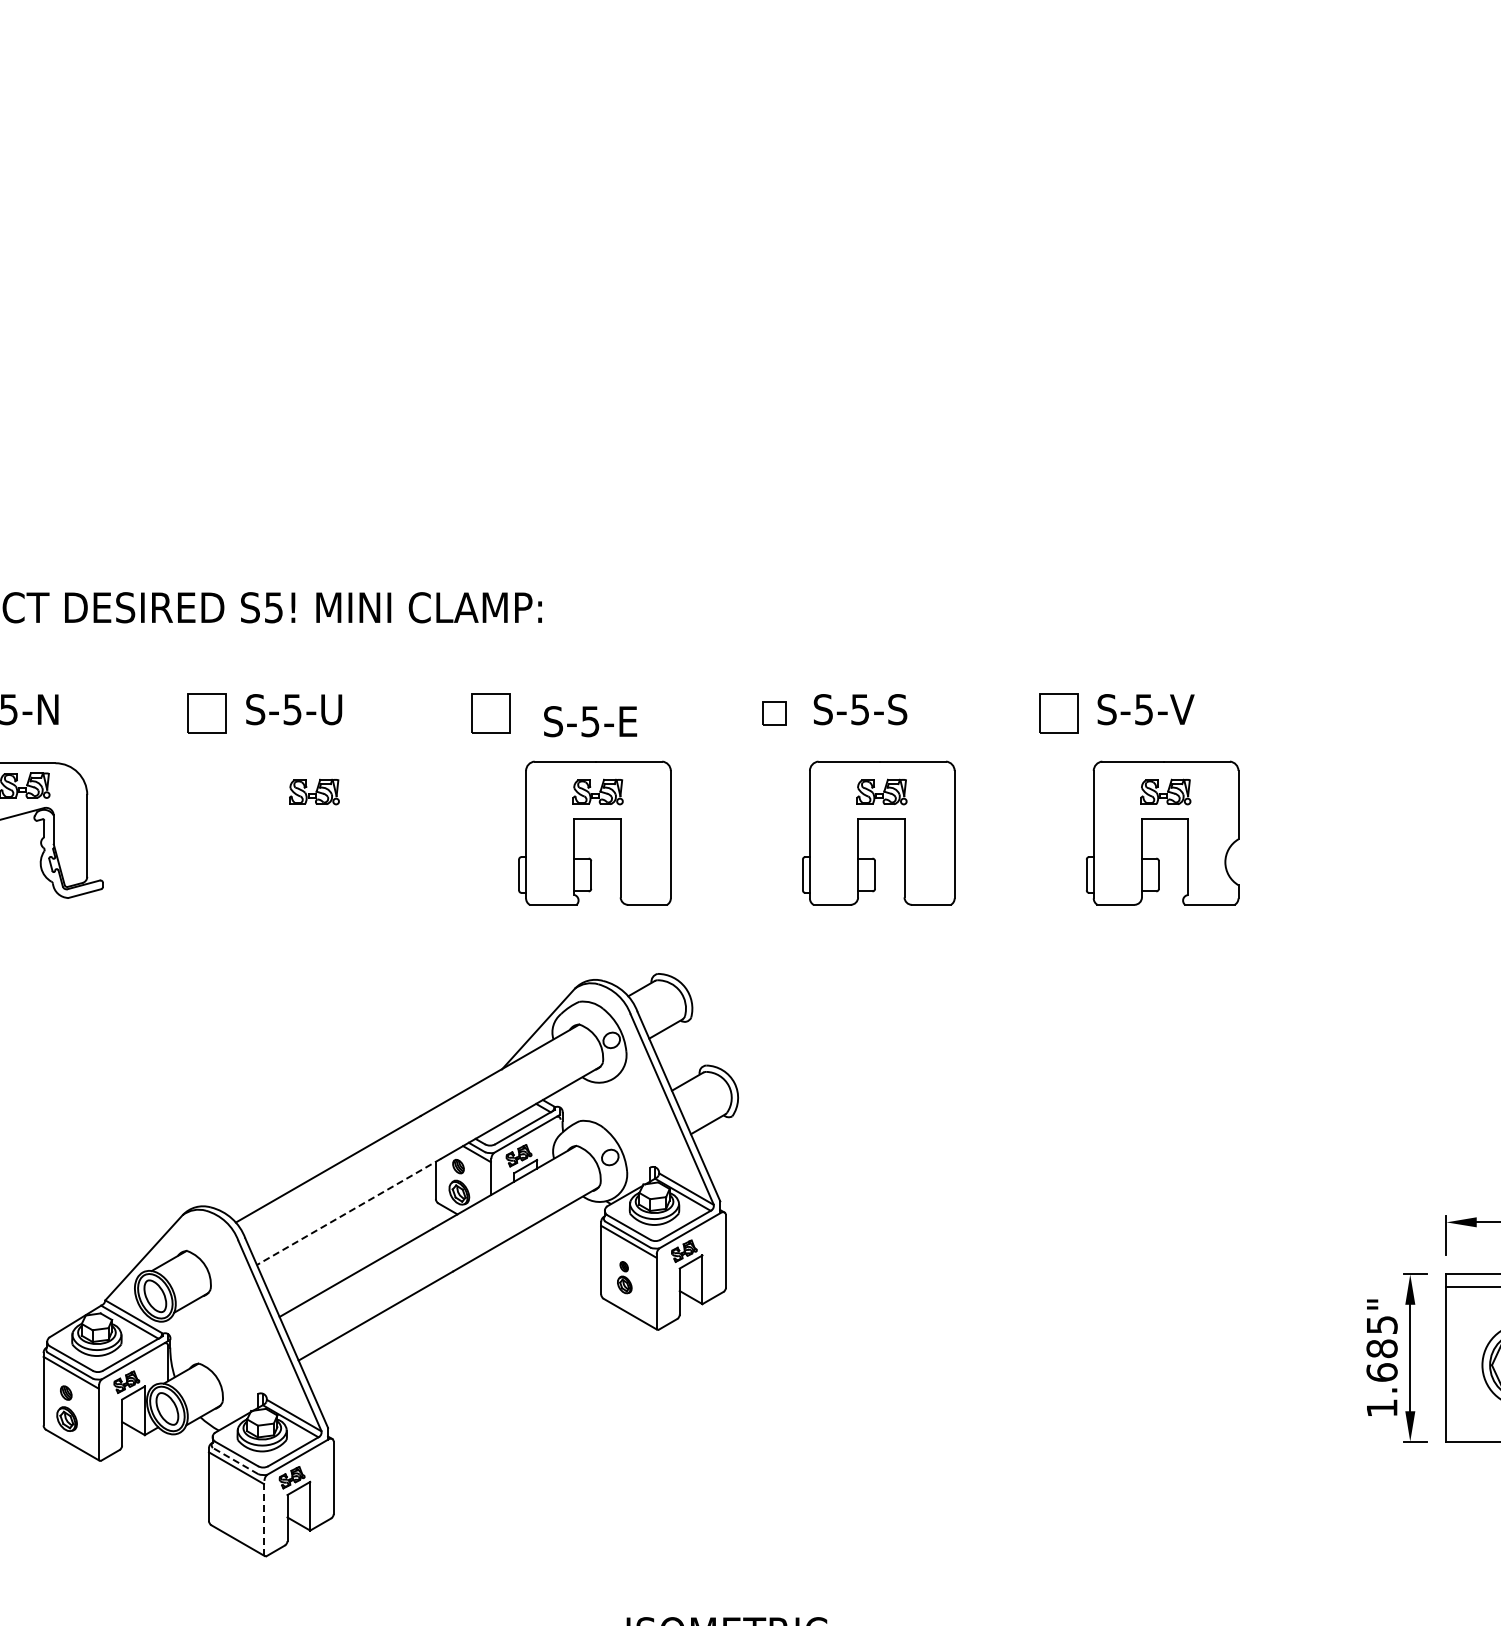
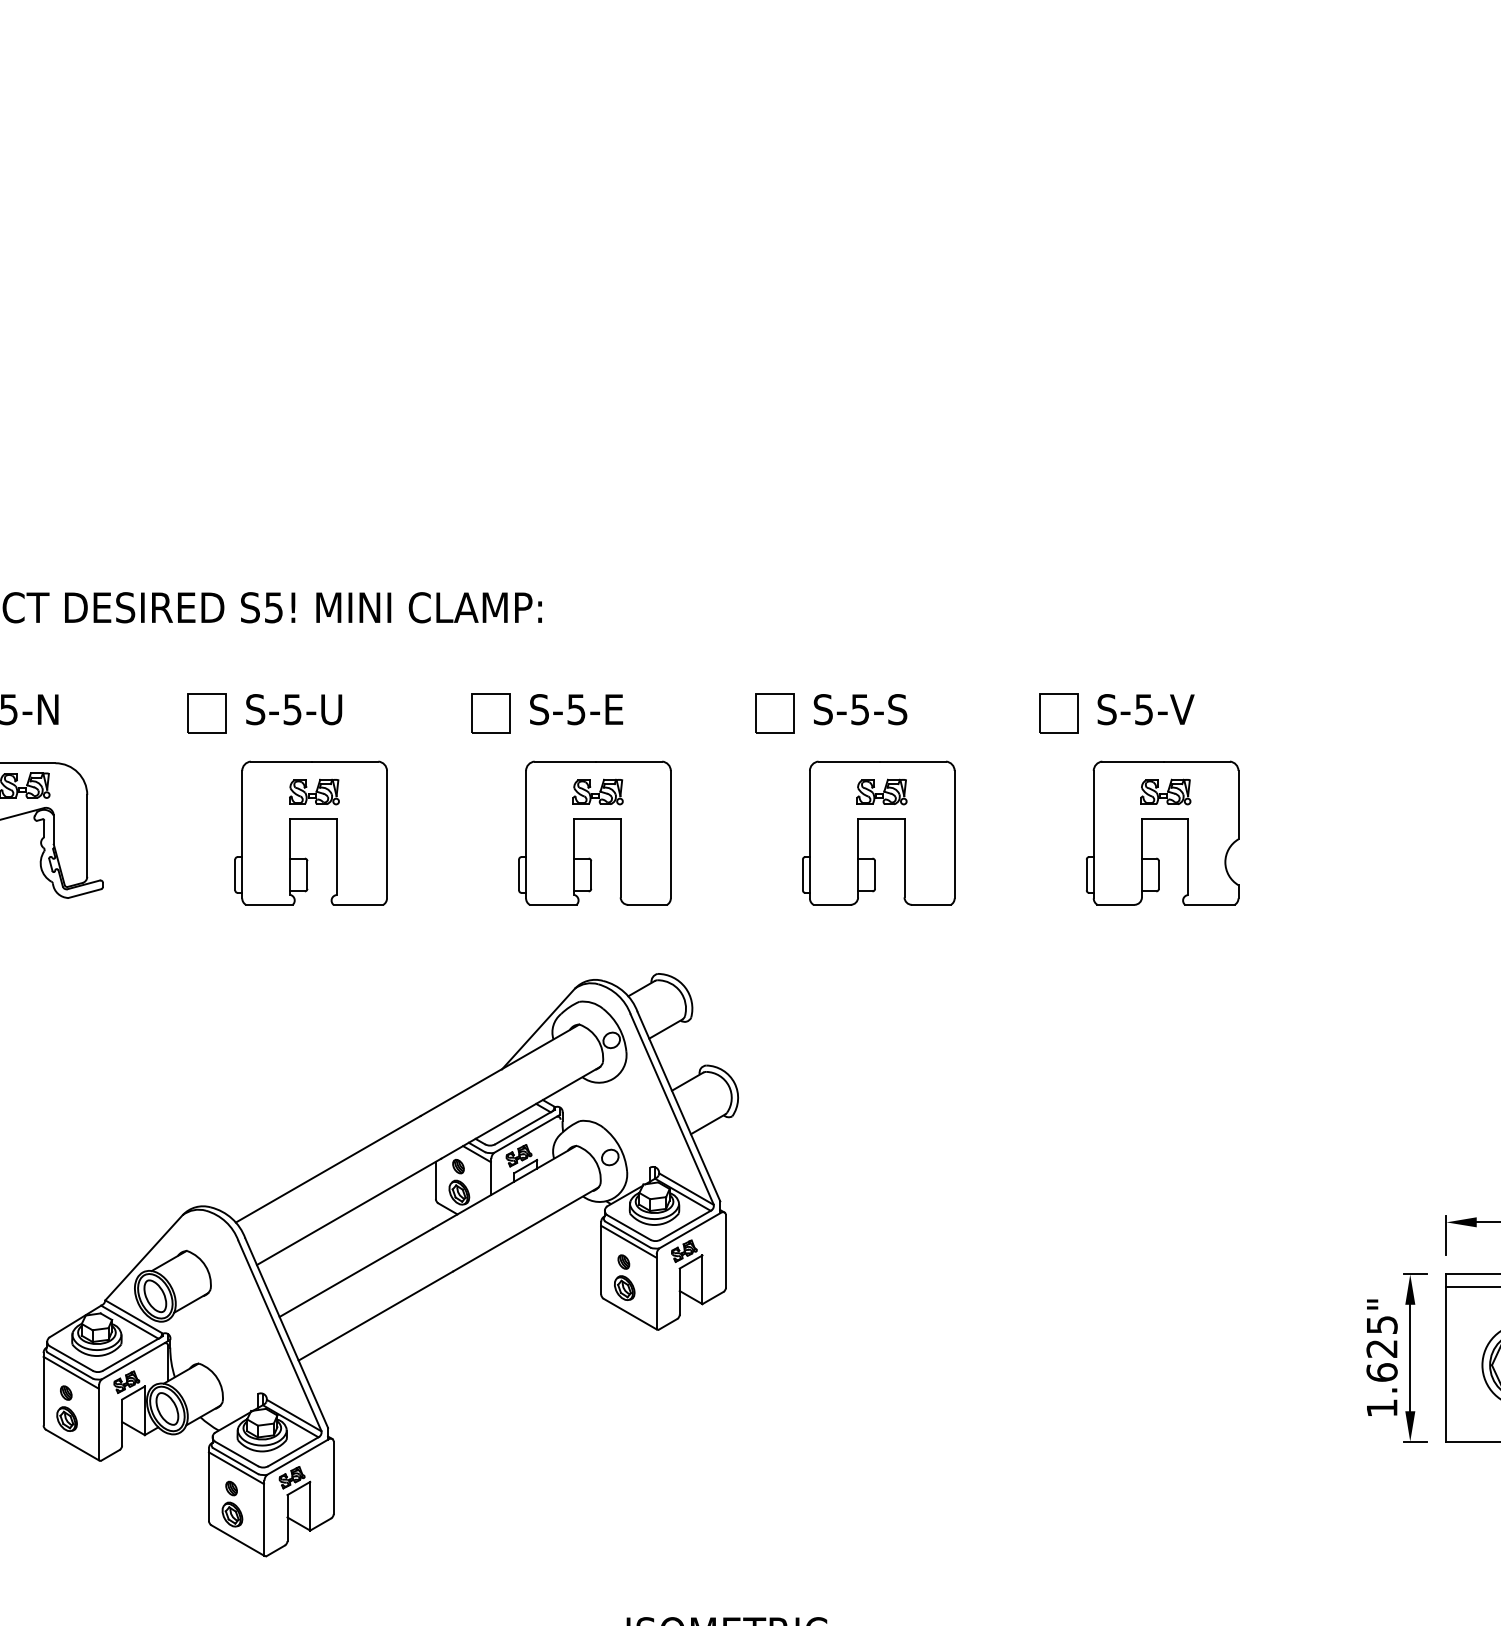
part size: 25x25 px -> 40x41 px (774, 713)
text position: (590, 721) -> (576, 709) (576, 709)
part: none -> present (310, 819)
line: dashed -> solid (348, 1212)
part size: 16x34 px -> 22x47 px (624, 1277)
text: 1.685" -> 1.625" (1381, 1348)
line: dashed -> solid (235, 1460)
part: none -> present (232, 1503)
line: dashed -> solid (264, 1517)
